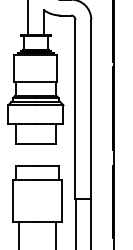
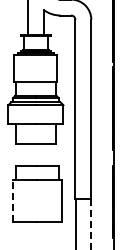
line: solid -> dashed (12, 200)
line: solid -> dashed (91, 224)
line: present -> none (19, 233)
line: present -> none (55, 233)
